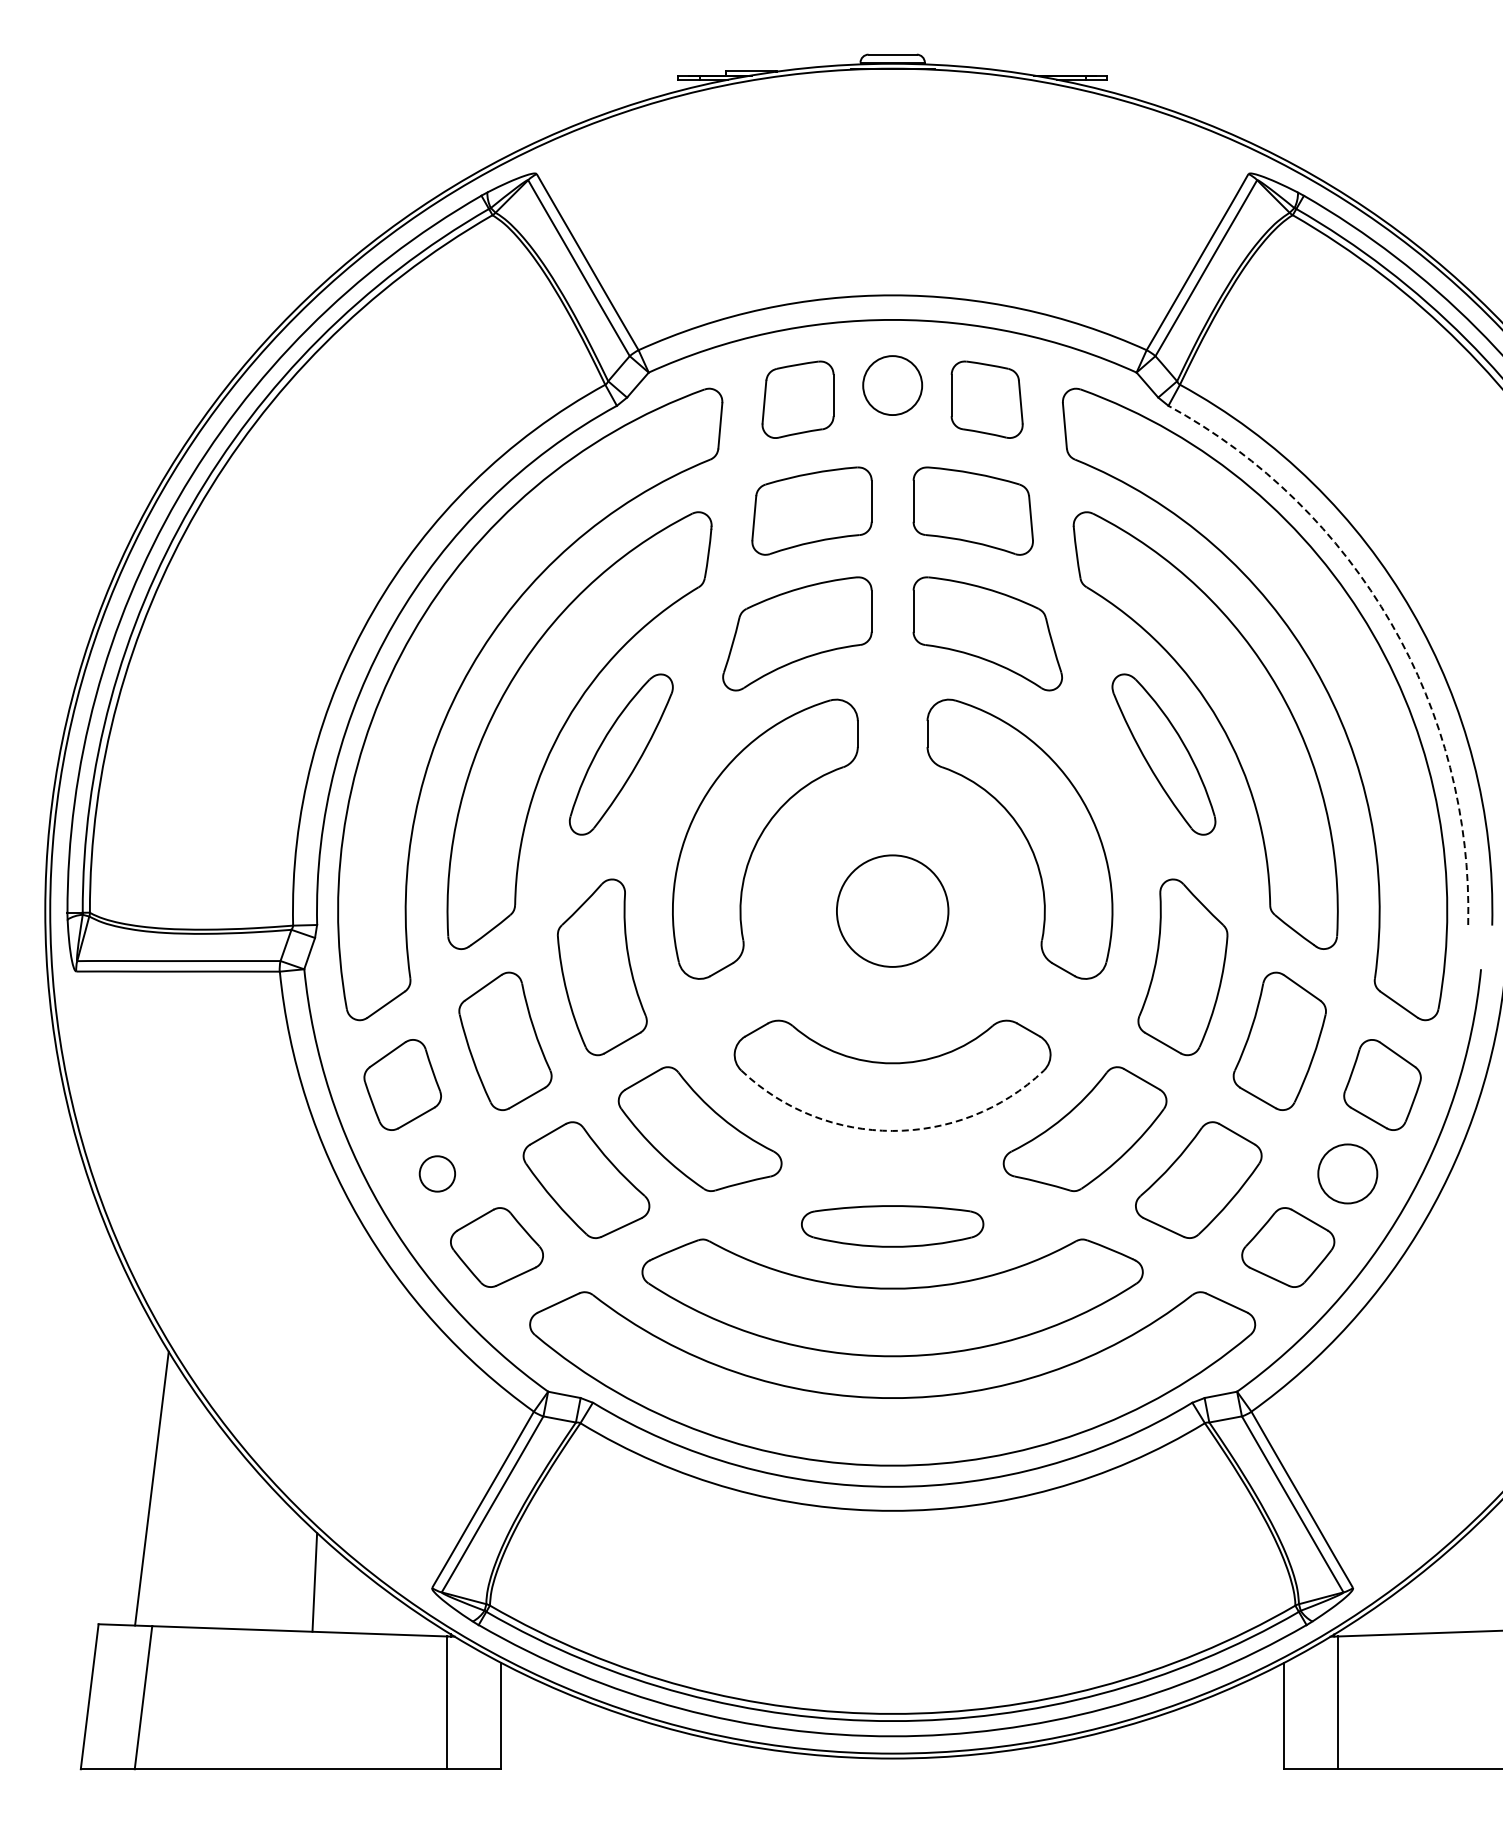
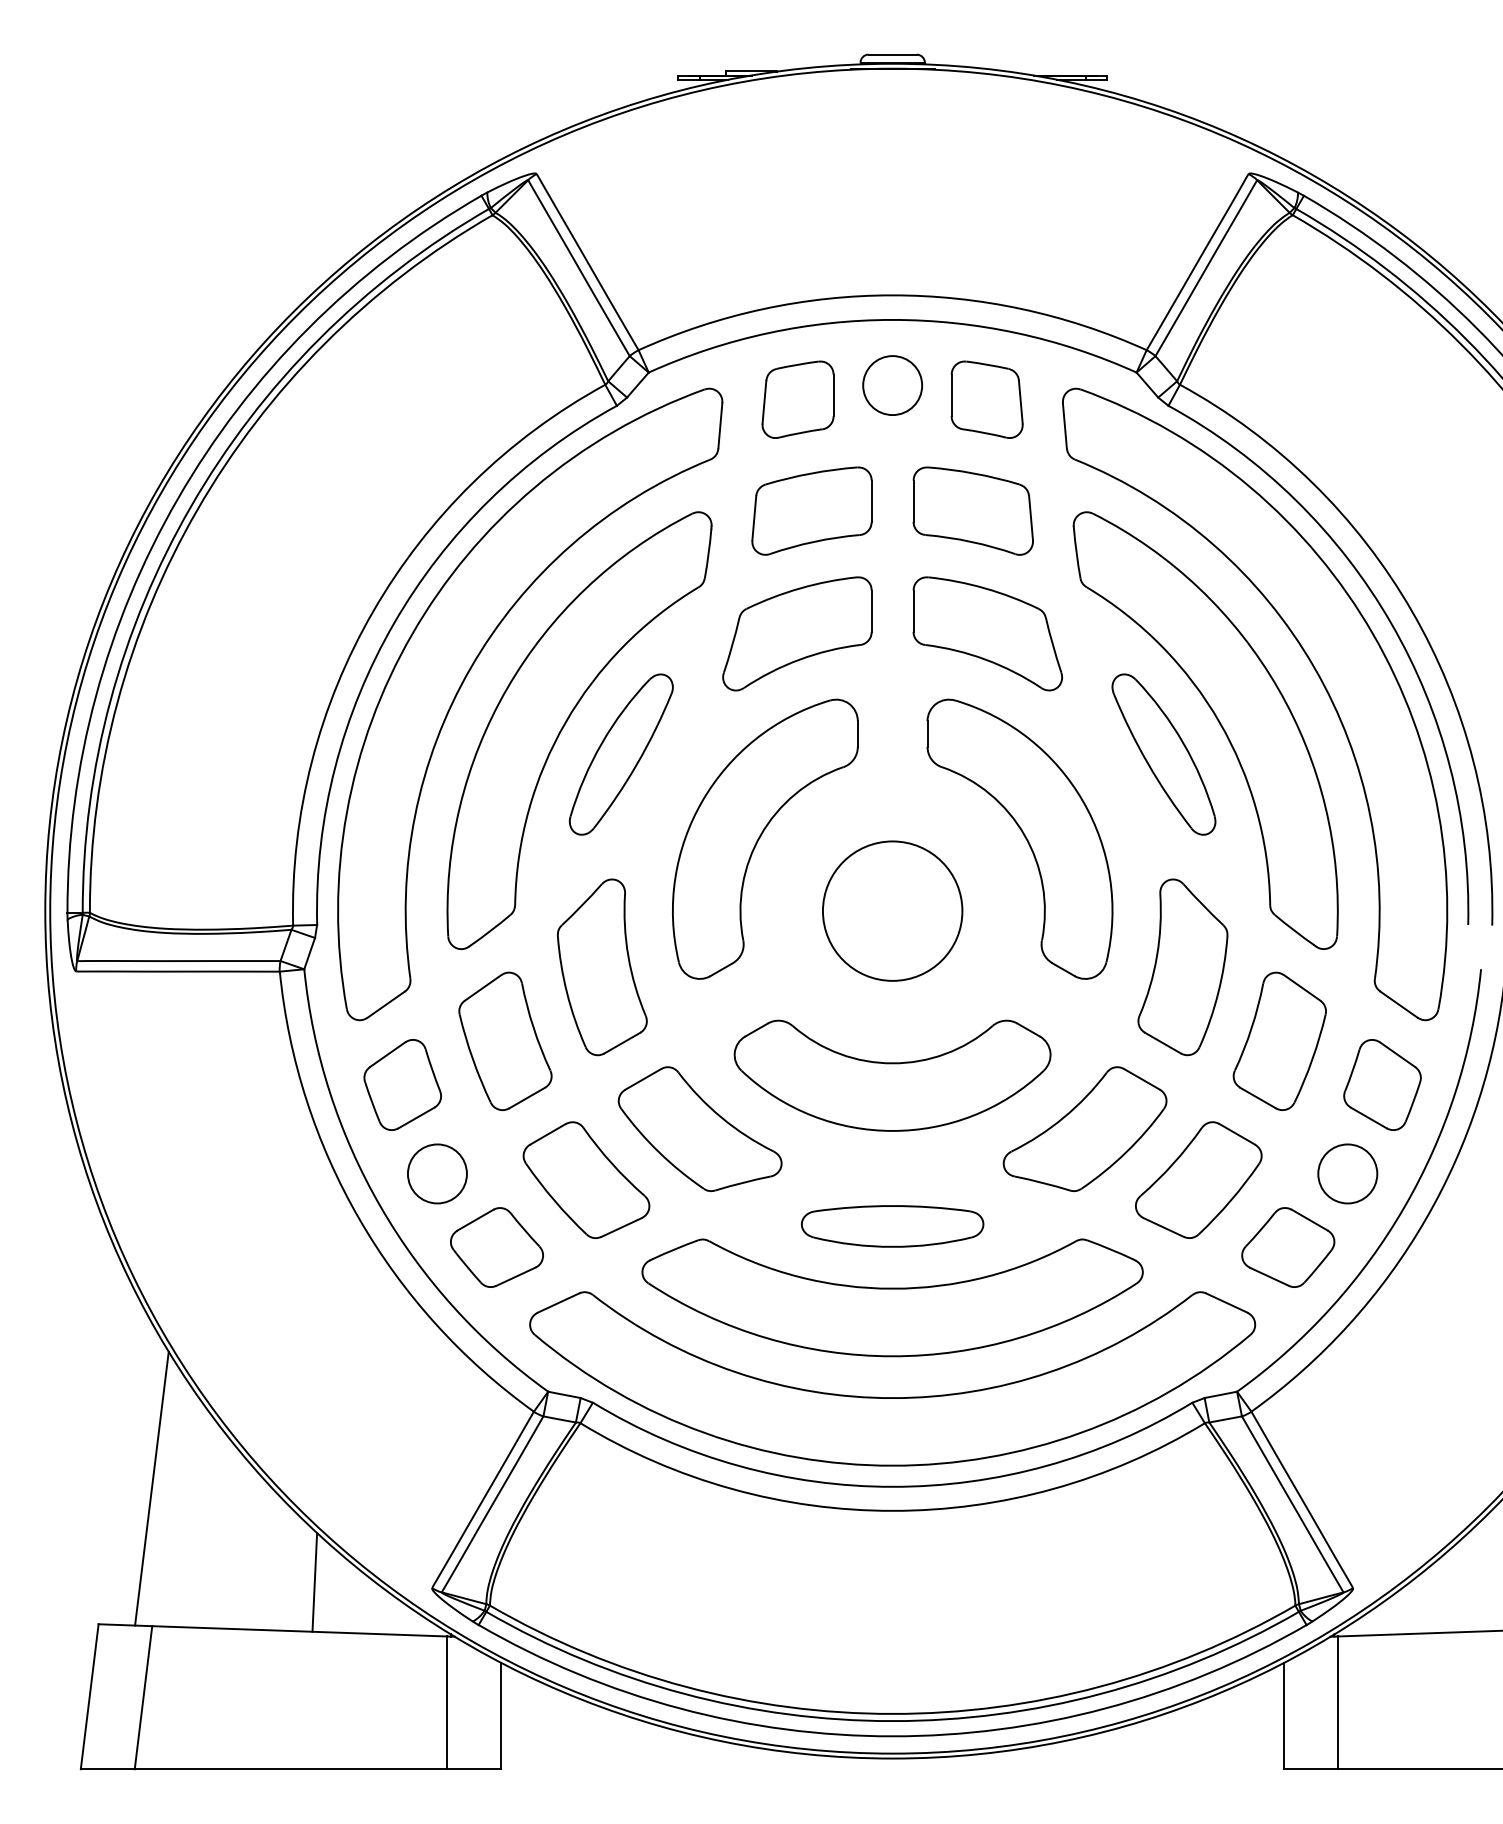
arc: dashed -> solid (1391, 623)
circle diameter: 112 px -> 139 px (892, 910)
arc: dashed -> solid (892, 1130)
circle diameter: 35 px -> 59 px (436, 1173)
